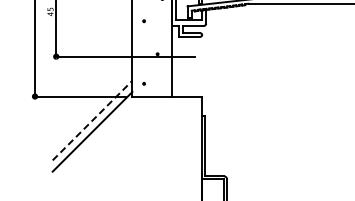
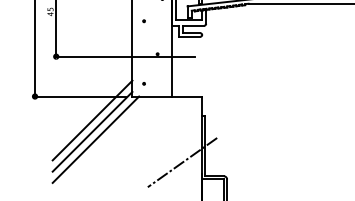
line: dashed -> solid (92, 120)
line: none -> present (95, 139)
line: none -> present (182, 162)
